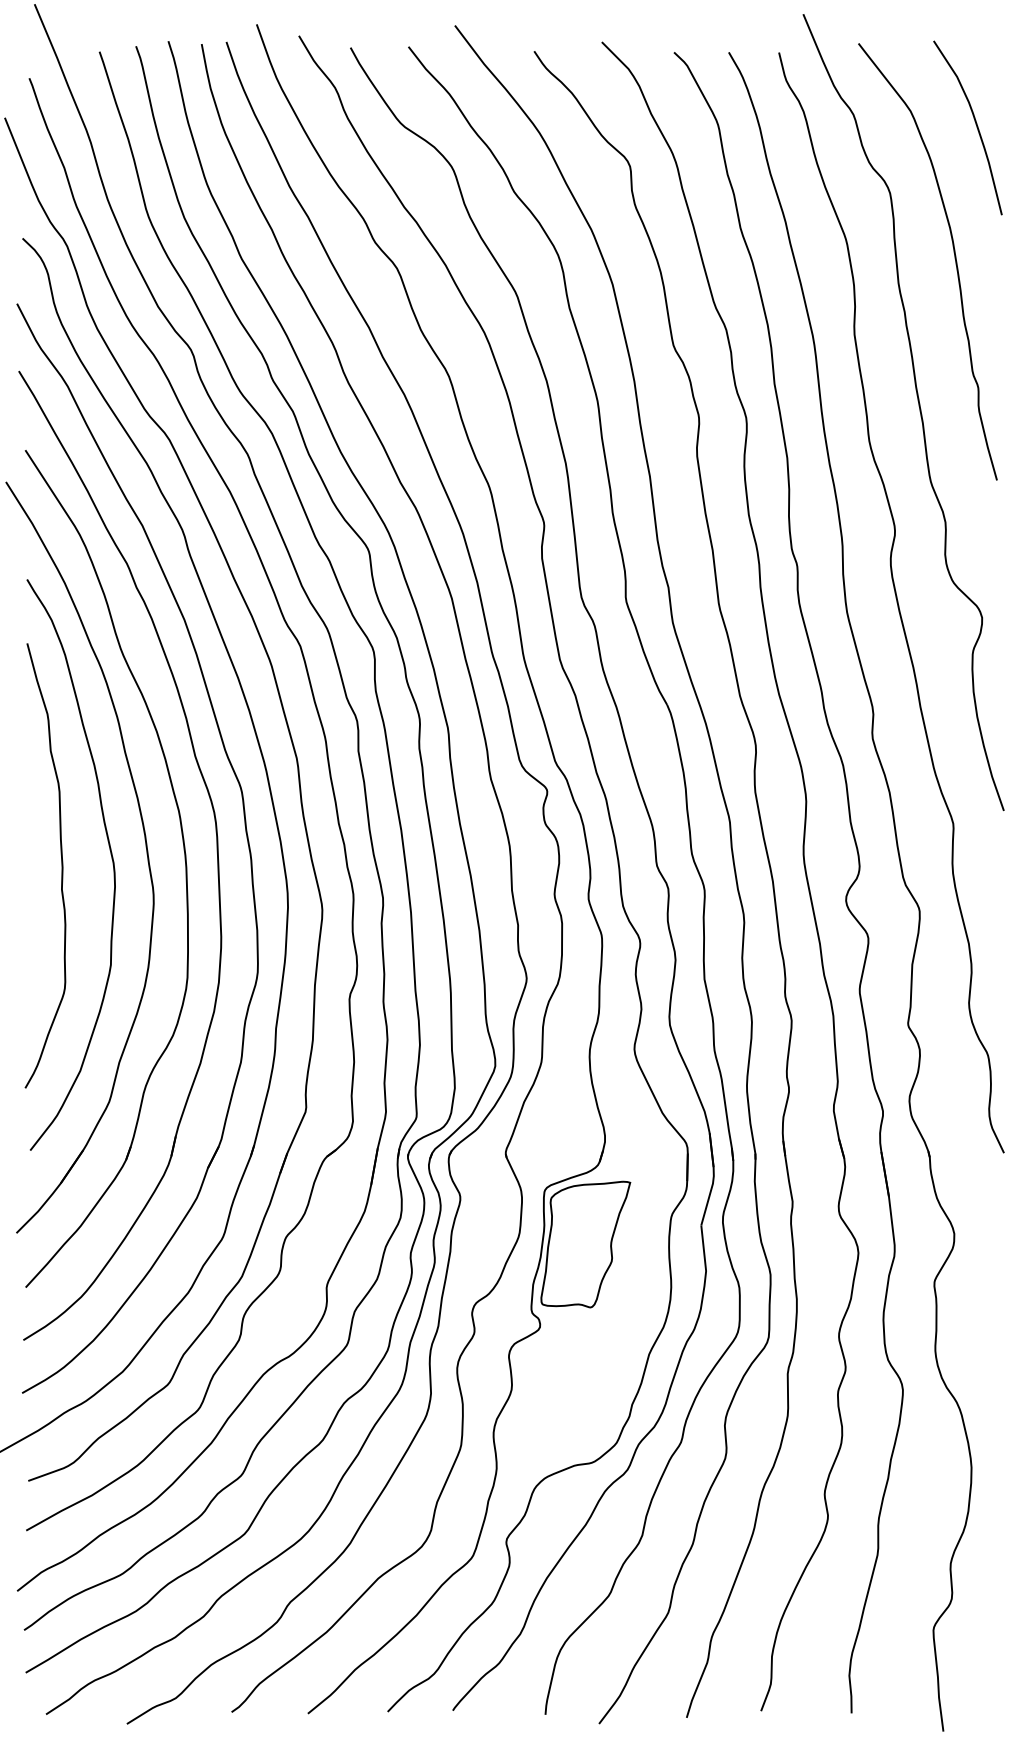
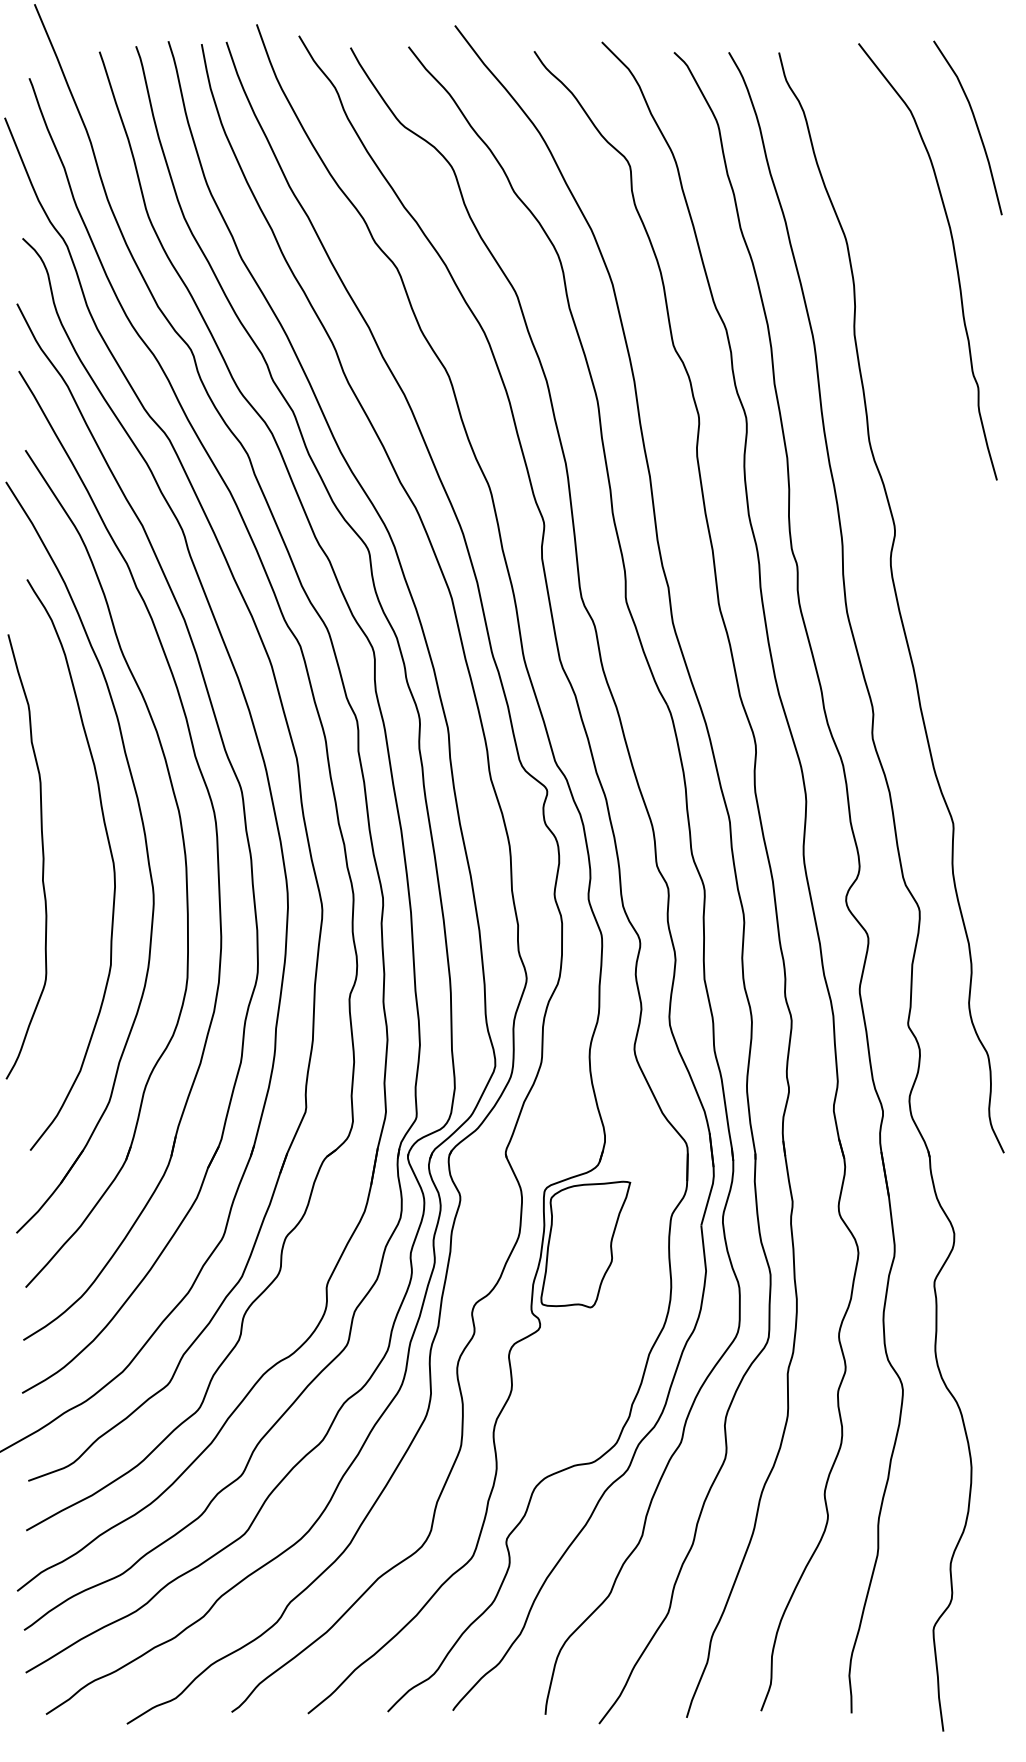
curve: present -> none (919, 411)
curve position: (61, 865) -> (42, 856) (42, 856)
